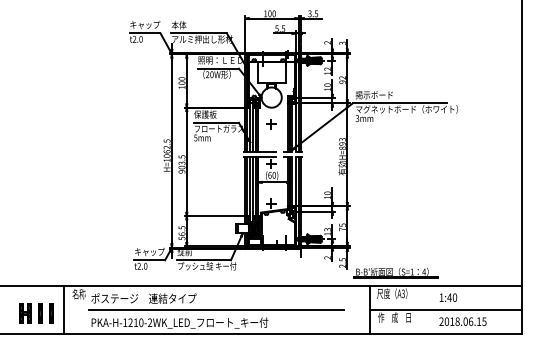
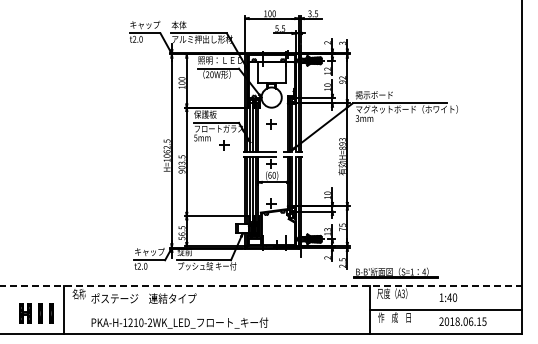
part: none -> present (224, 145)
line: solid -> dashed (261, 285)
line: present -> none (216, 309)
